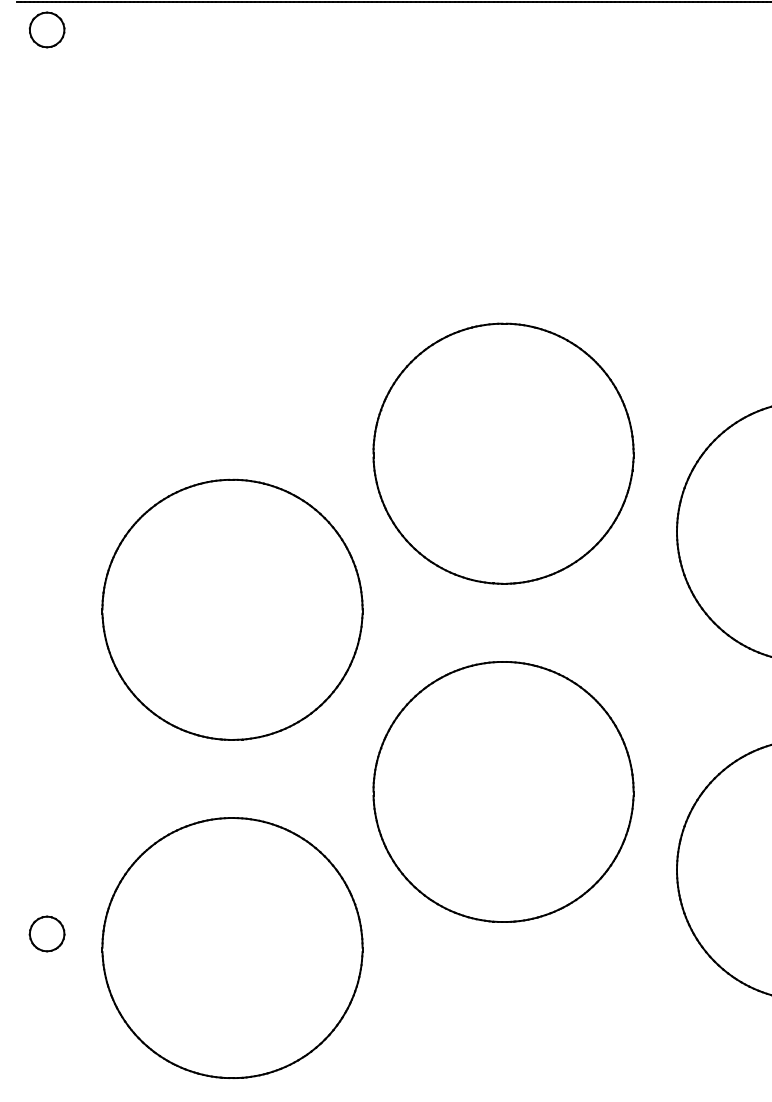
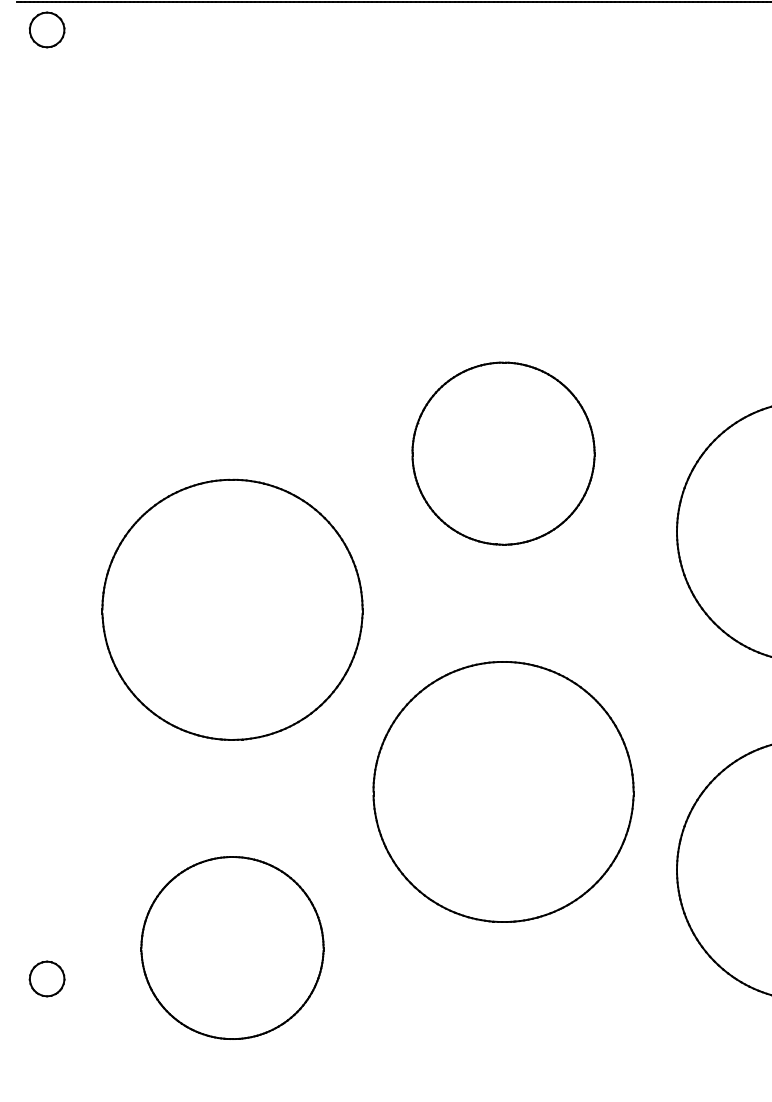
part size: 263x263 px -> 185x185 px (503, 453)
part position: (46, 933) -> (46, 978) (46, 978)
part size: 263x262 px -> 185x184 px (232, 947)
